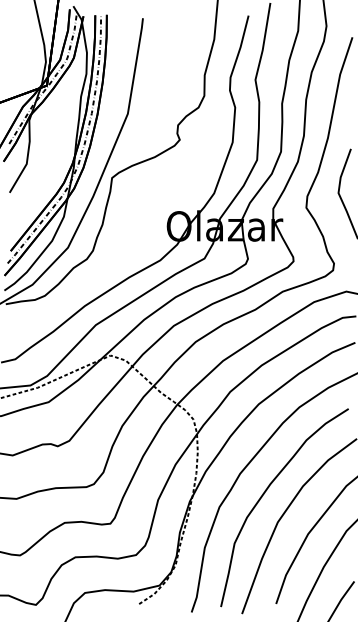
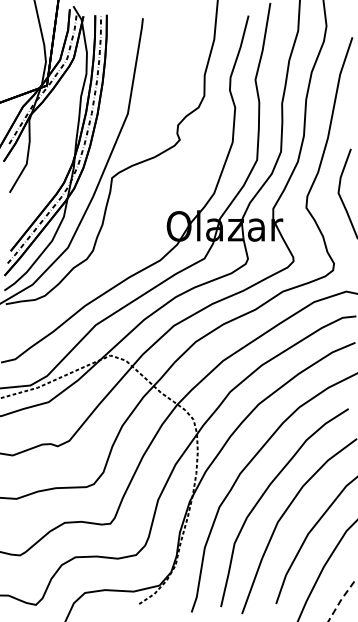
line: solid -> dashed (340, 600)
